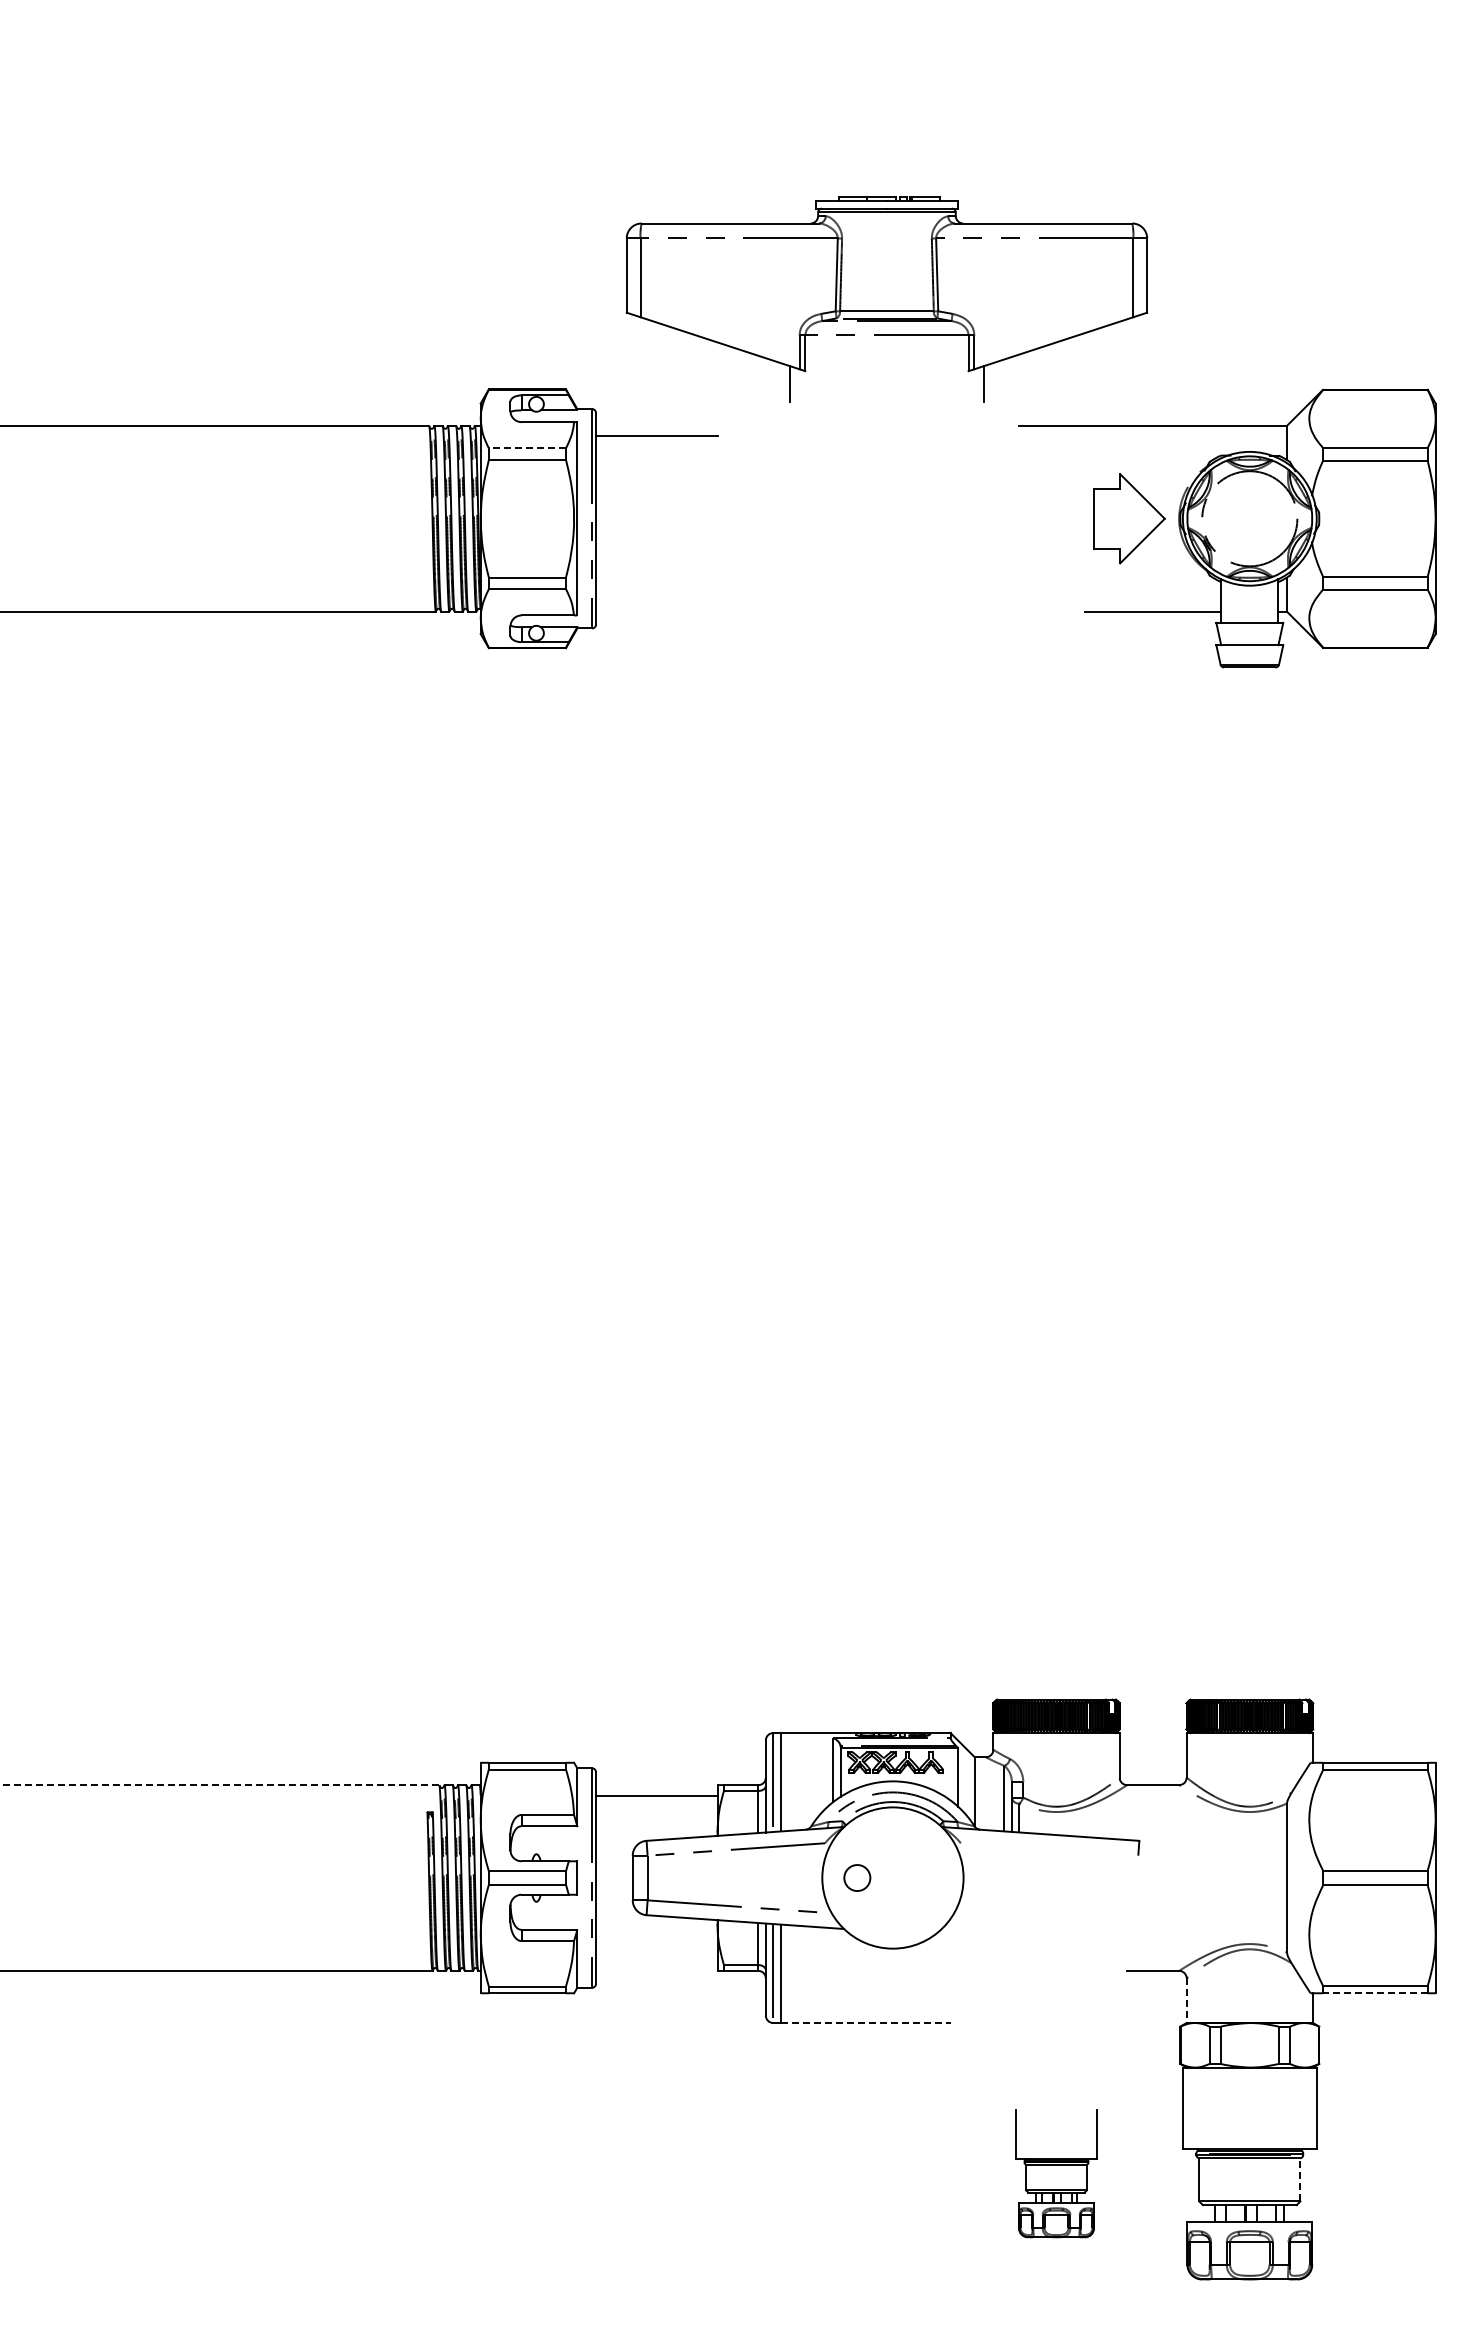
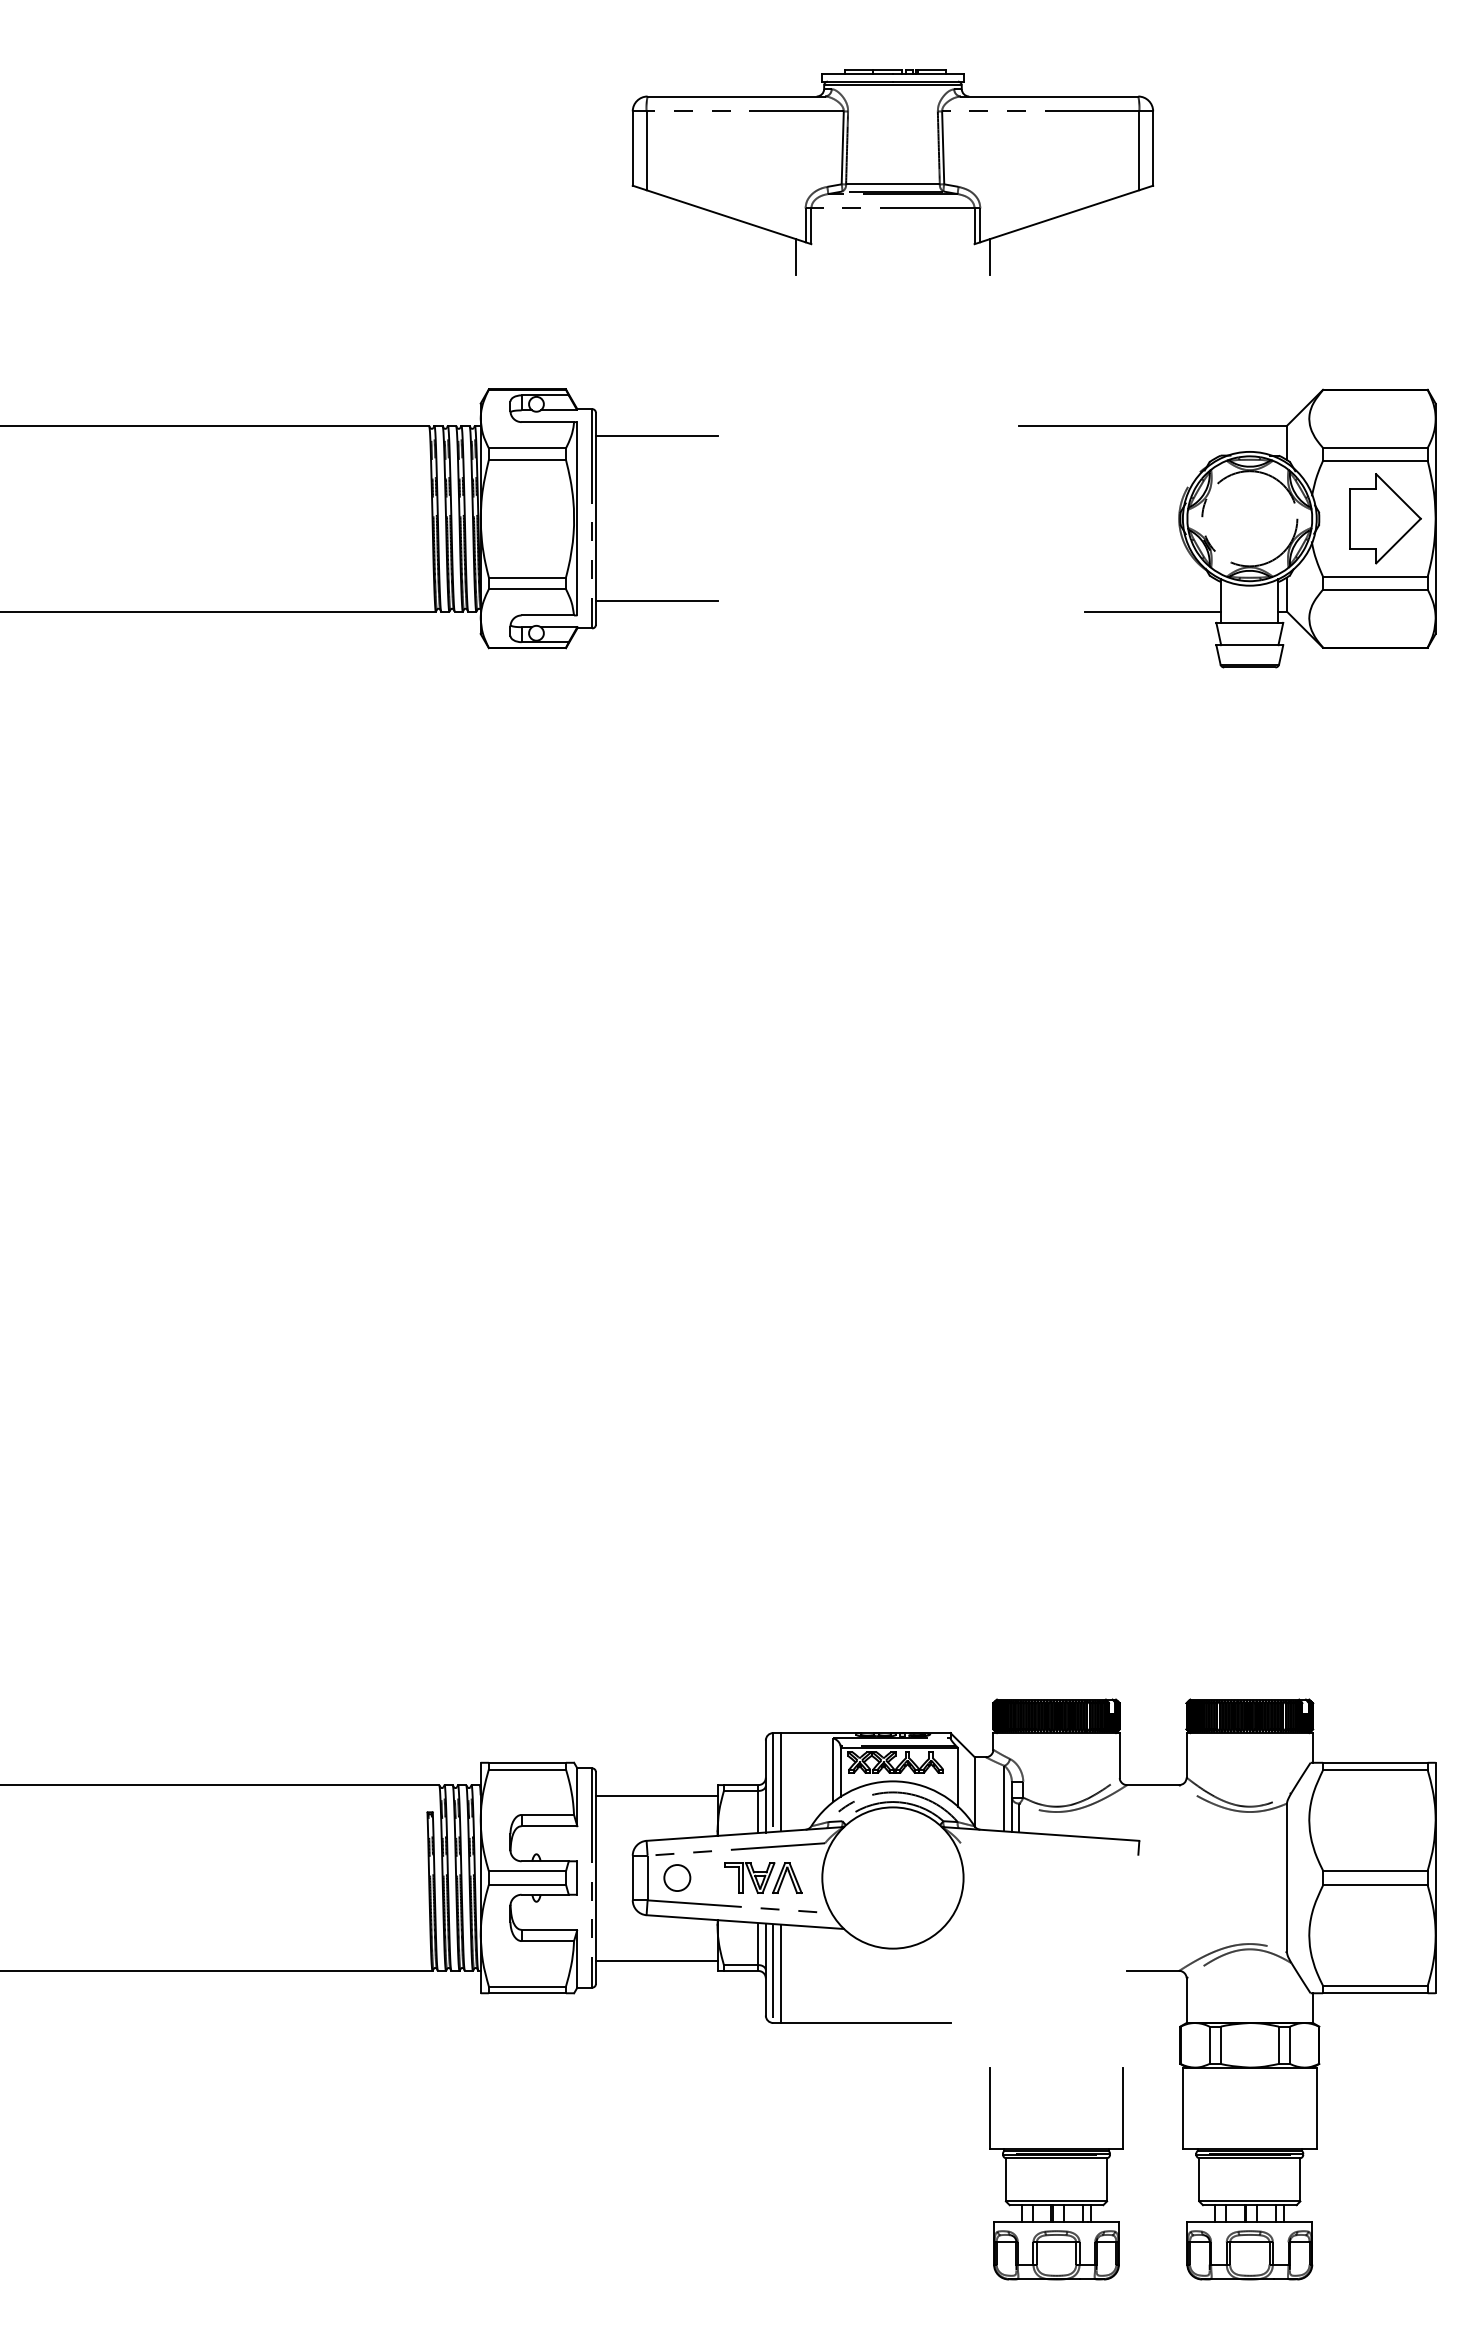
part position: (886, 299) -> (892, 172) (892, 172)
line: dashed -> solid (527, 448)
part position: (1129, 518) -> (1385, 518) (1385, 518)
line: none -> present (656, 601)
line: dashed -> solid (219, 1785)
part: none -> present (763, 1877)
circle position: (857, 1877) -> (677, 1877) (677, 1877)
line: none -> present (656, 1960)
line: dashed -> solid (1374, 1993)
line: dashed -> solid (1186, 2001)
line: dashed -> solid (865, 2023)
part size: 83x130 px -> 135x214 px (1056, 2173)
line: dashed -> solid (1300, 2179)
